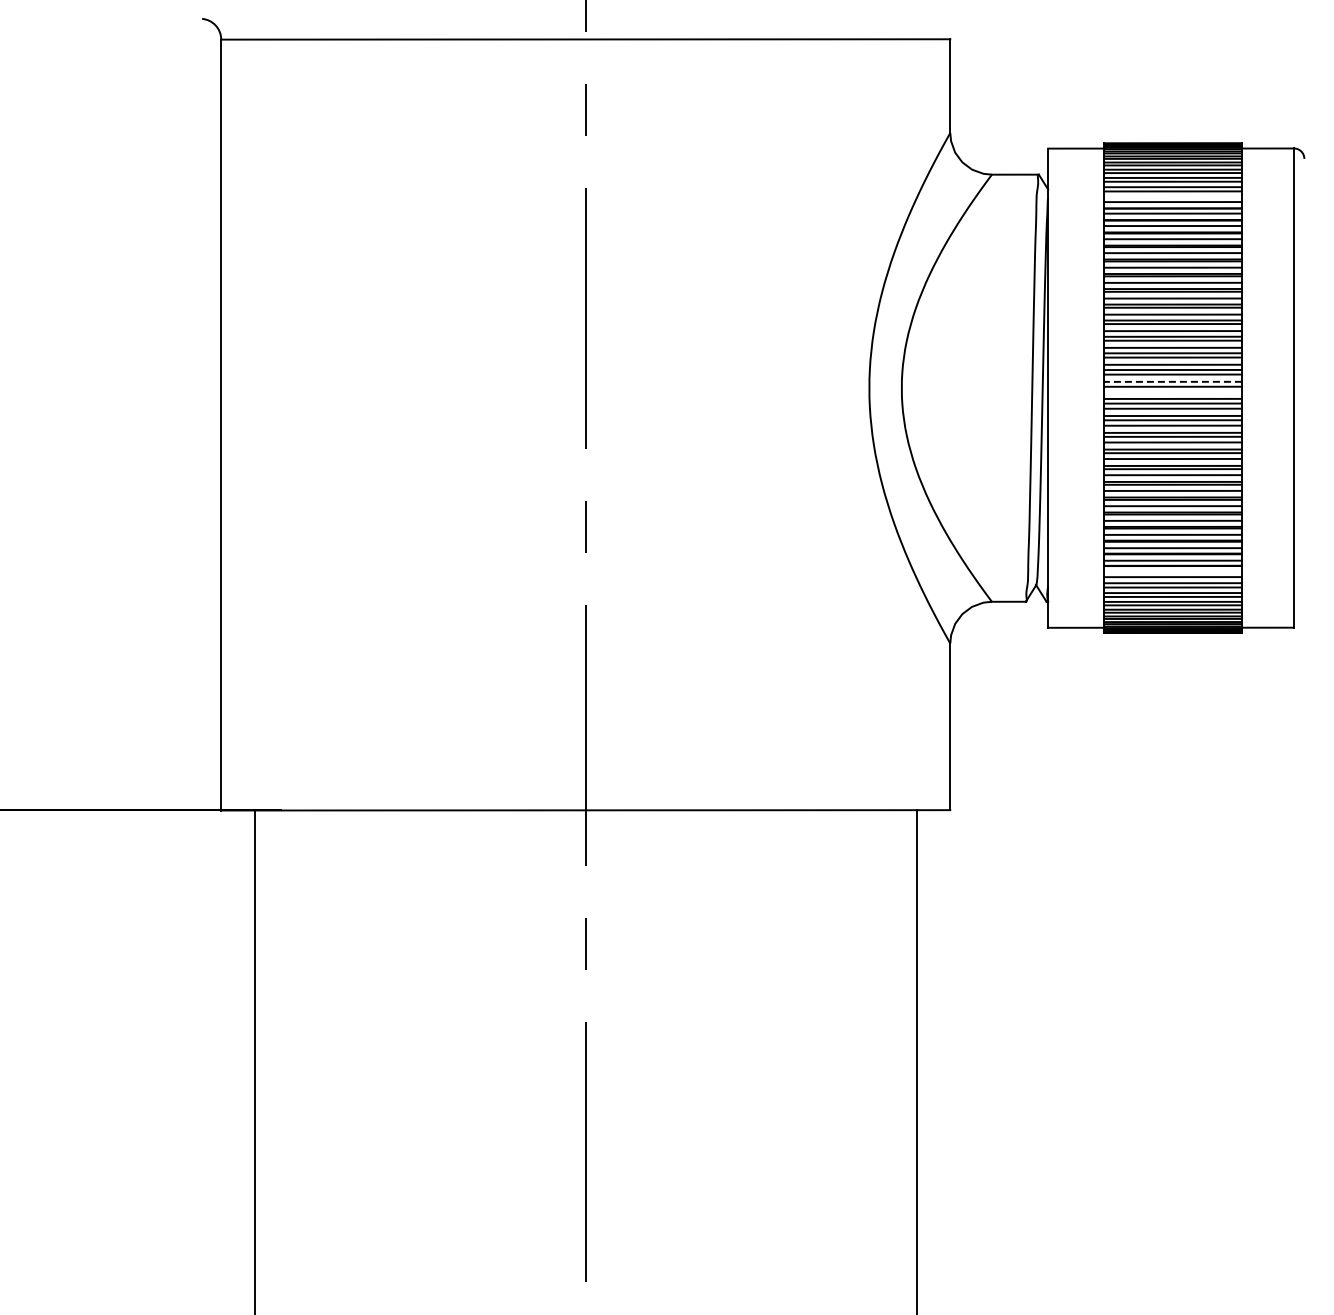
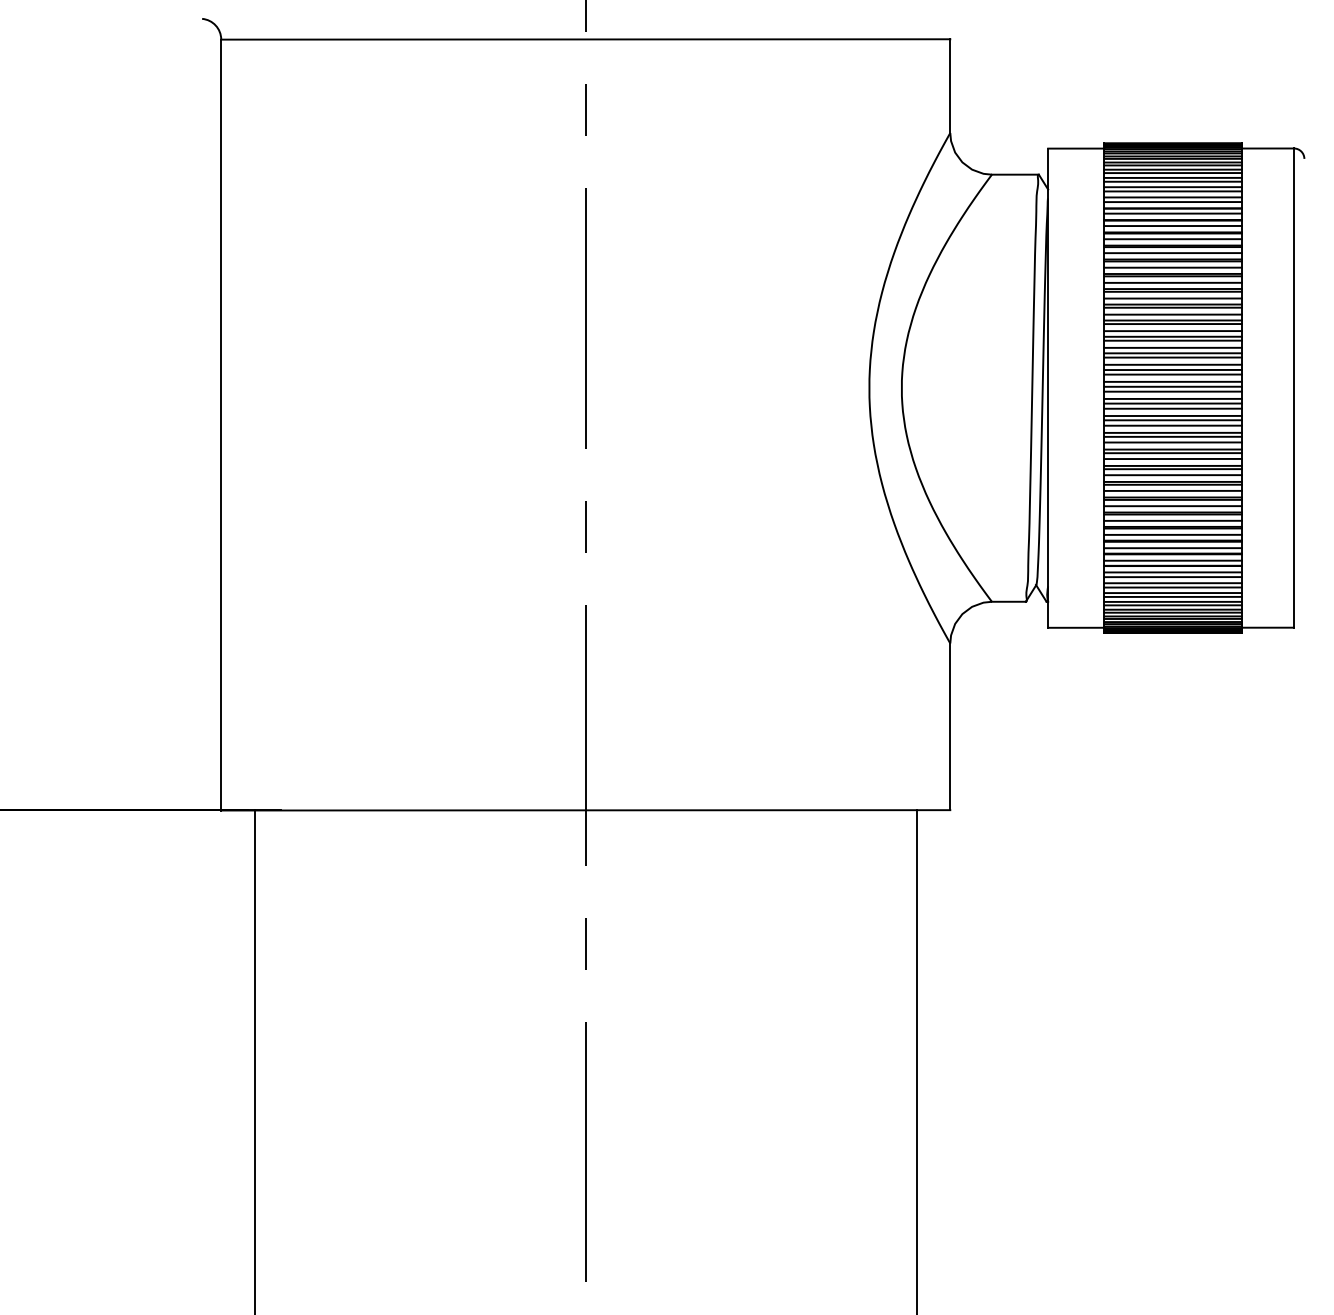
line: none -> present (1172, 197)
line: dashed -> solid (1173, 381)
line: none -> present (1172, 391)
line: none -> present (1172, 572)
